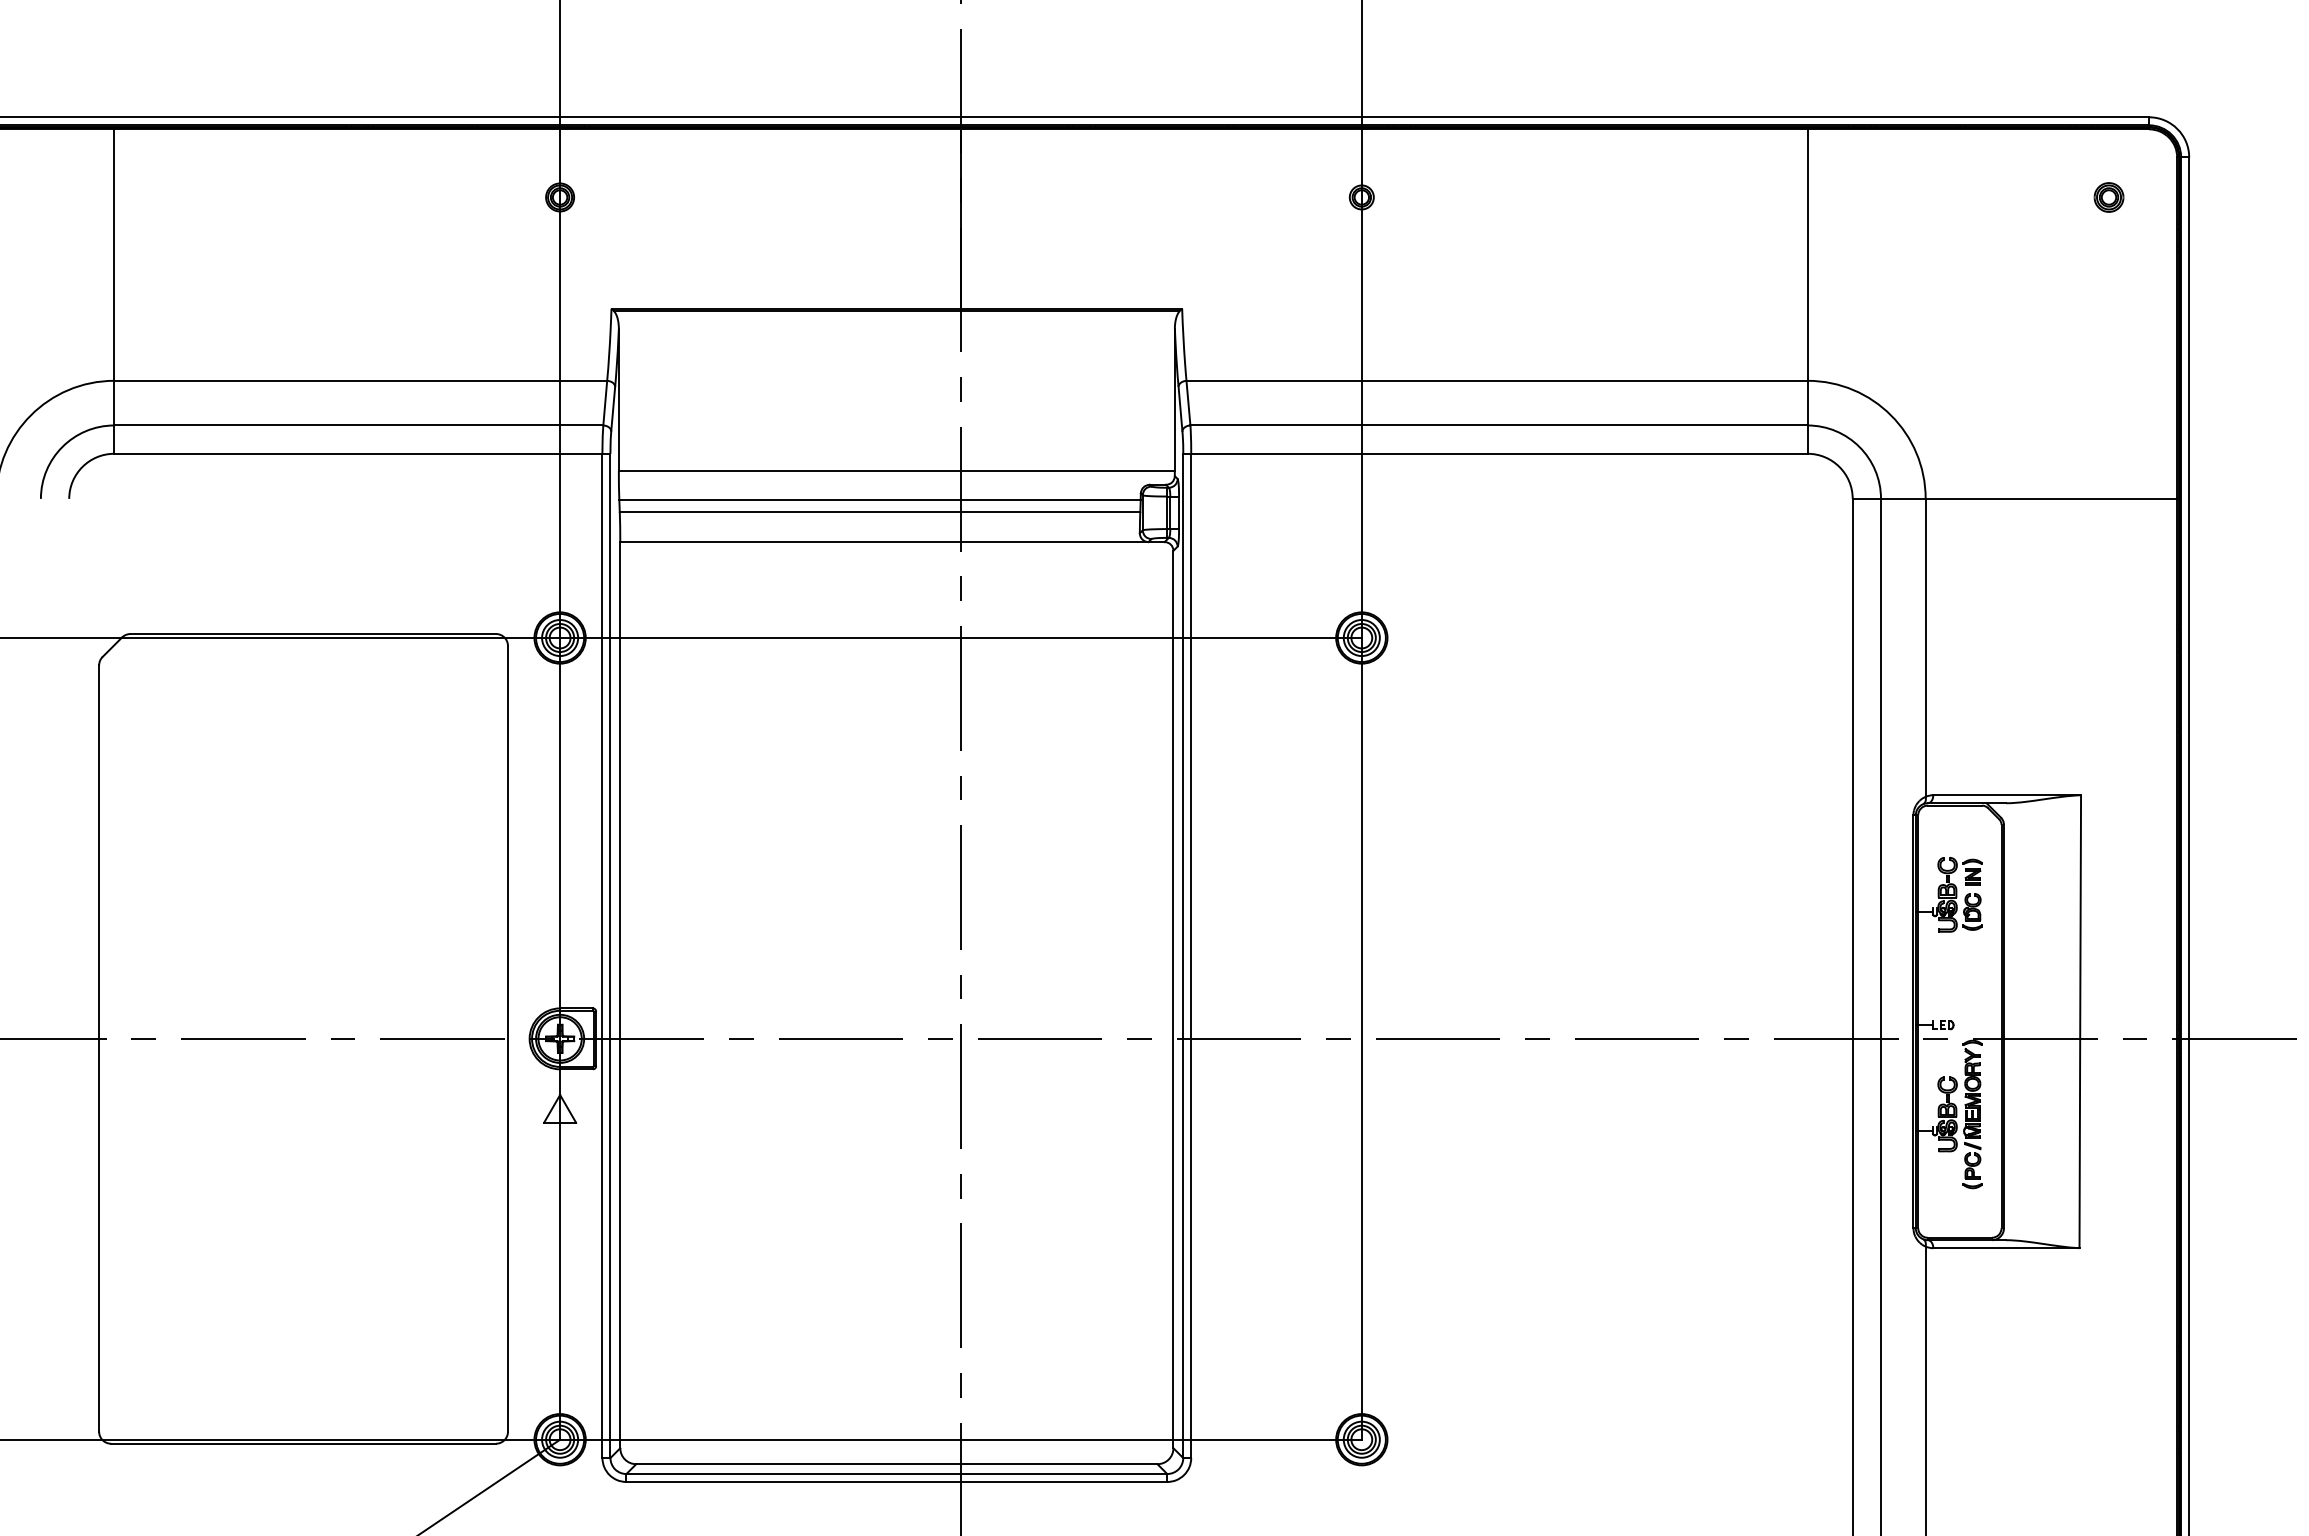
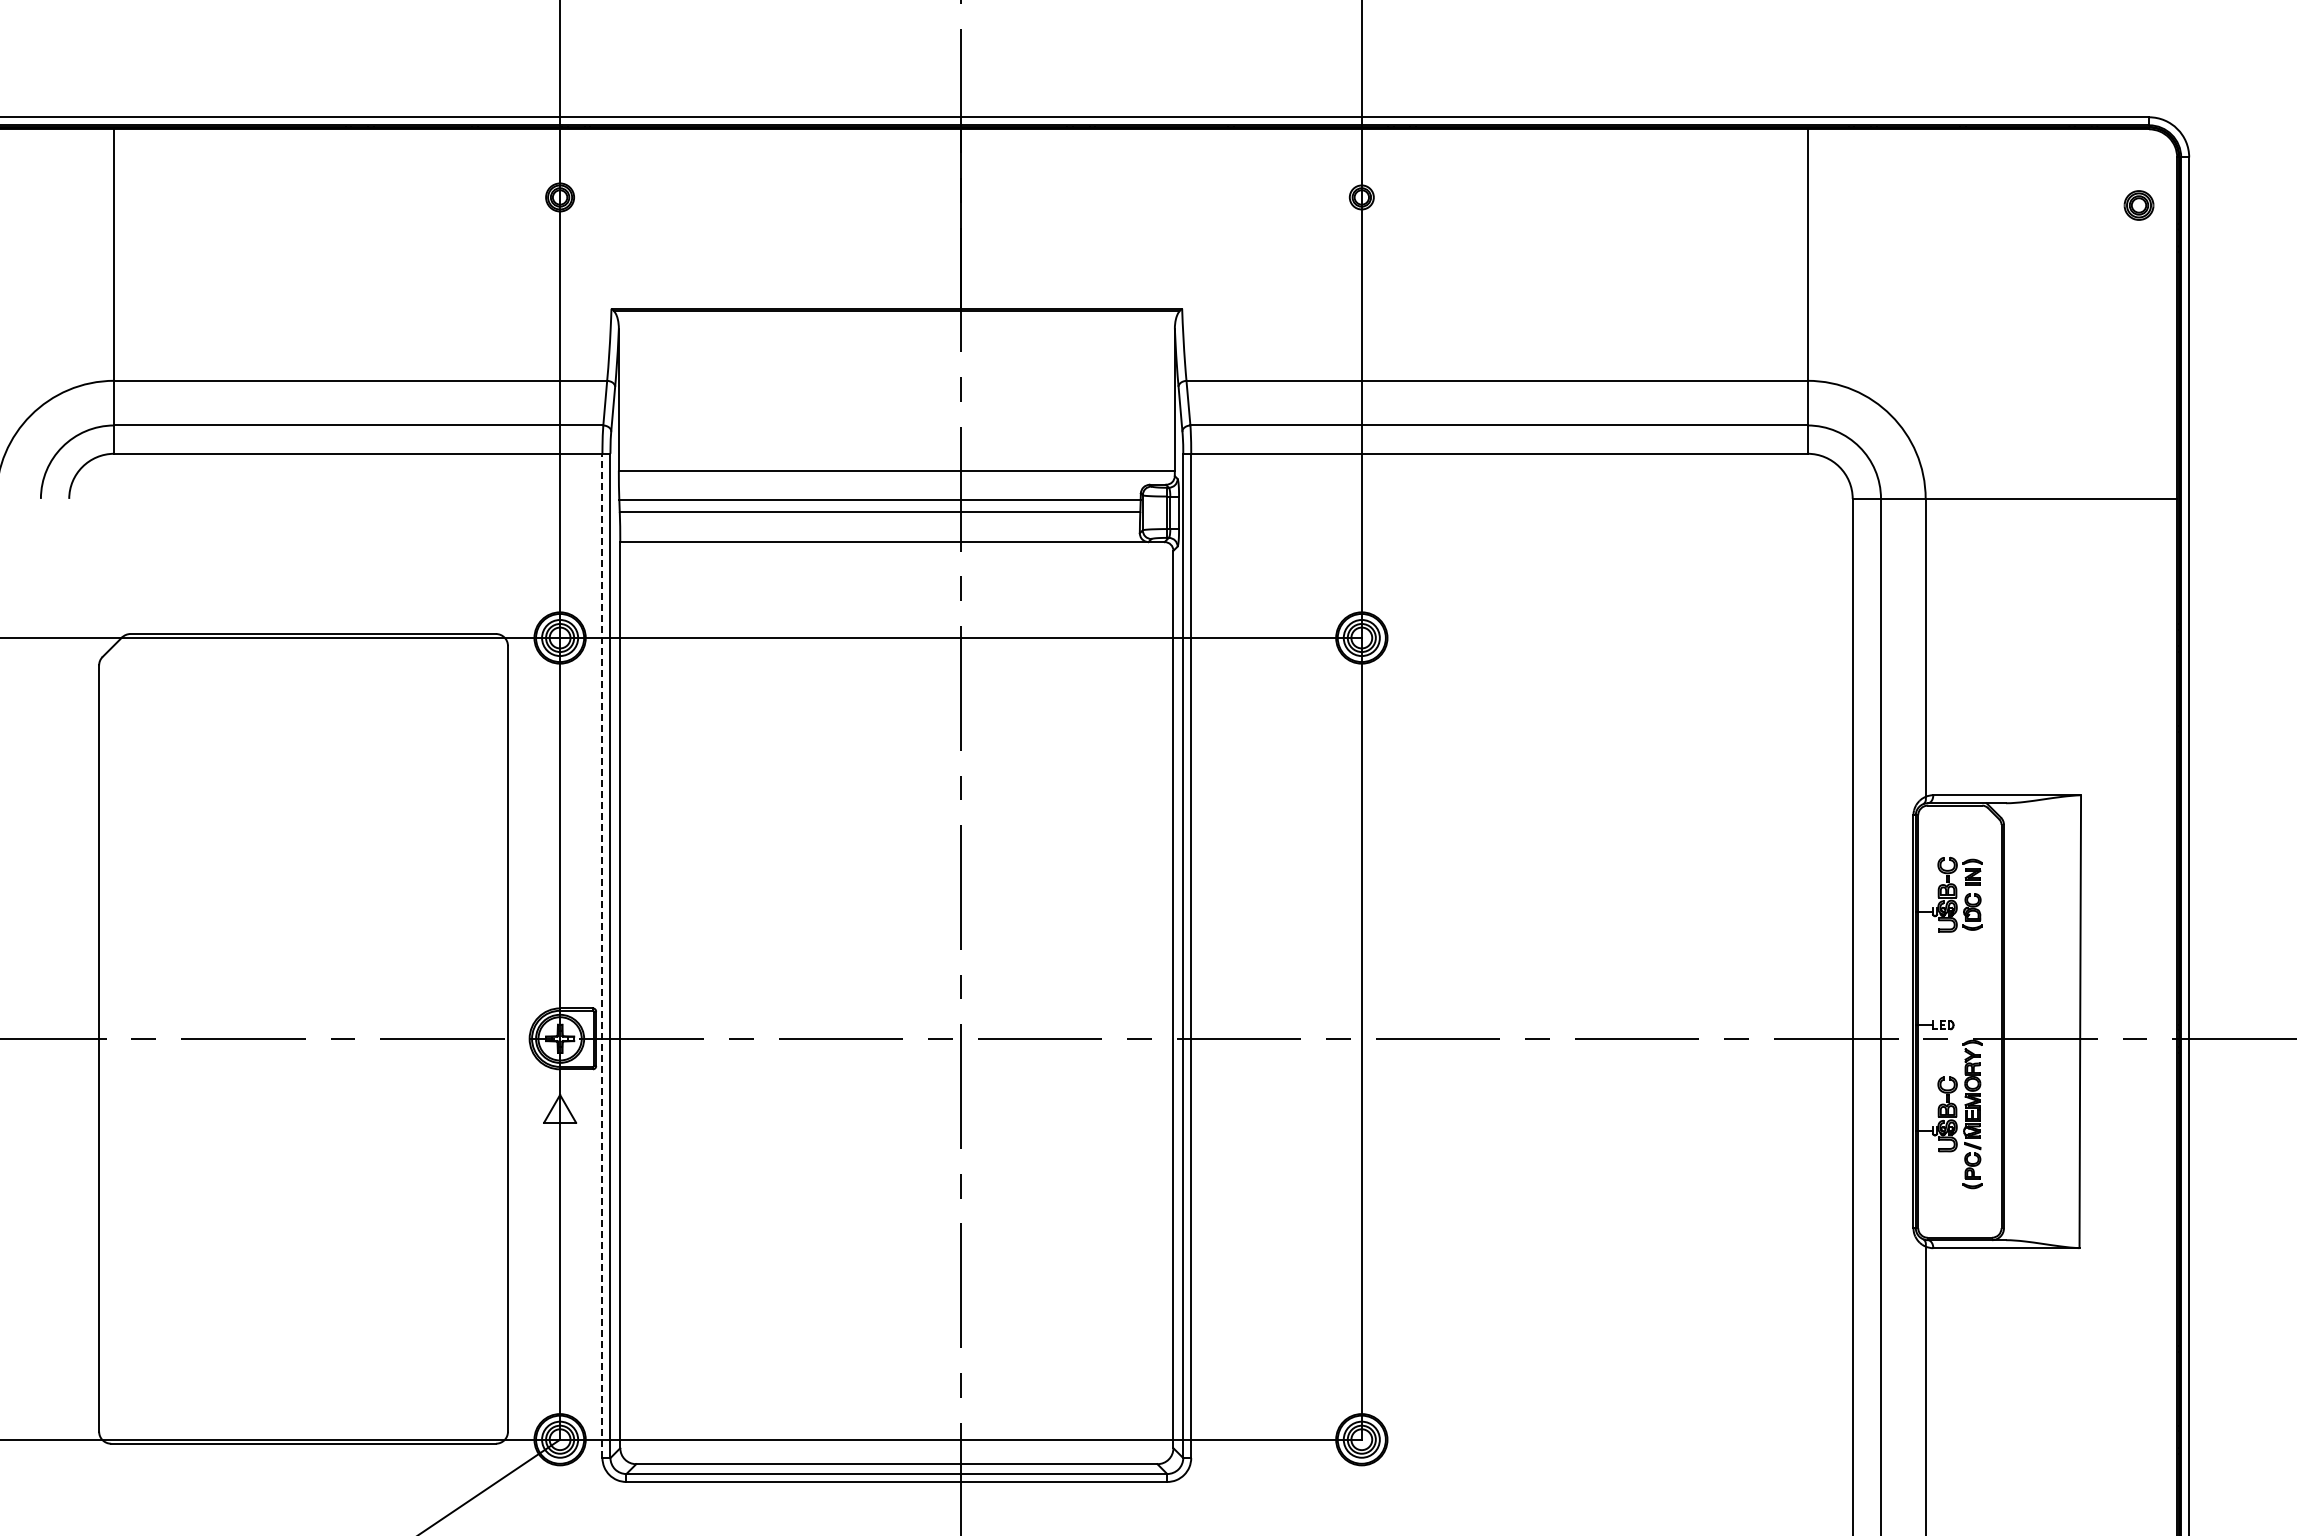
part position: (2108, 197) -> (2138, 205) (2138, 205)
line: solid -> dashed (602, 955)
